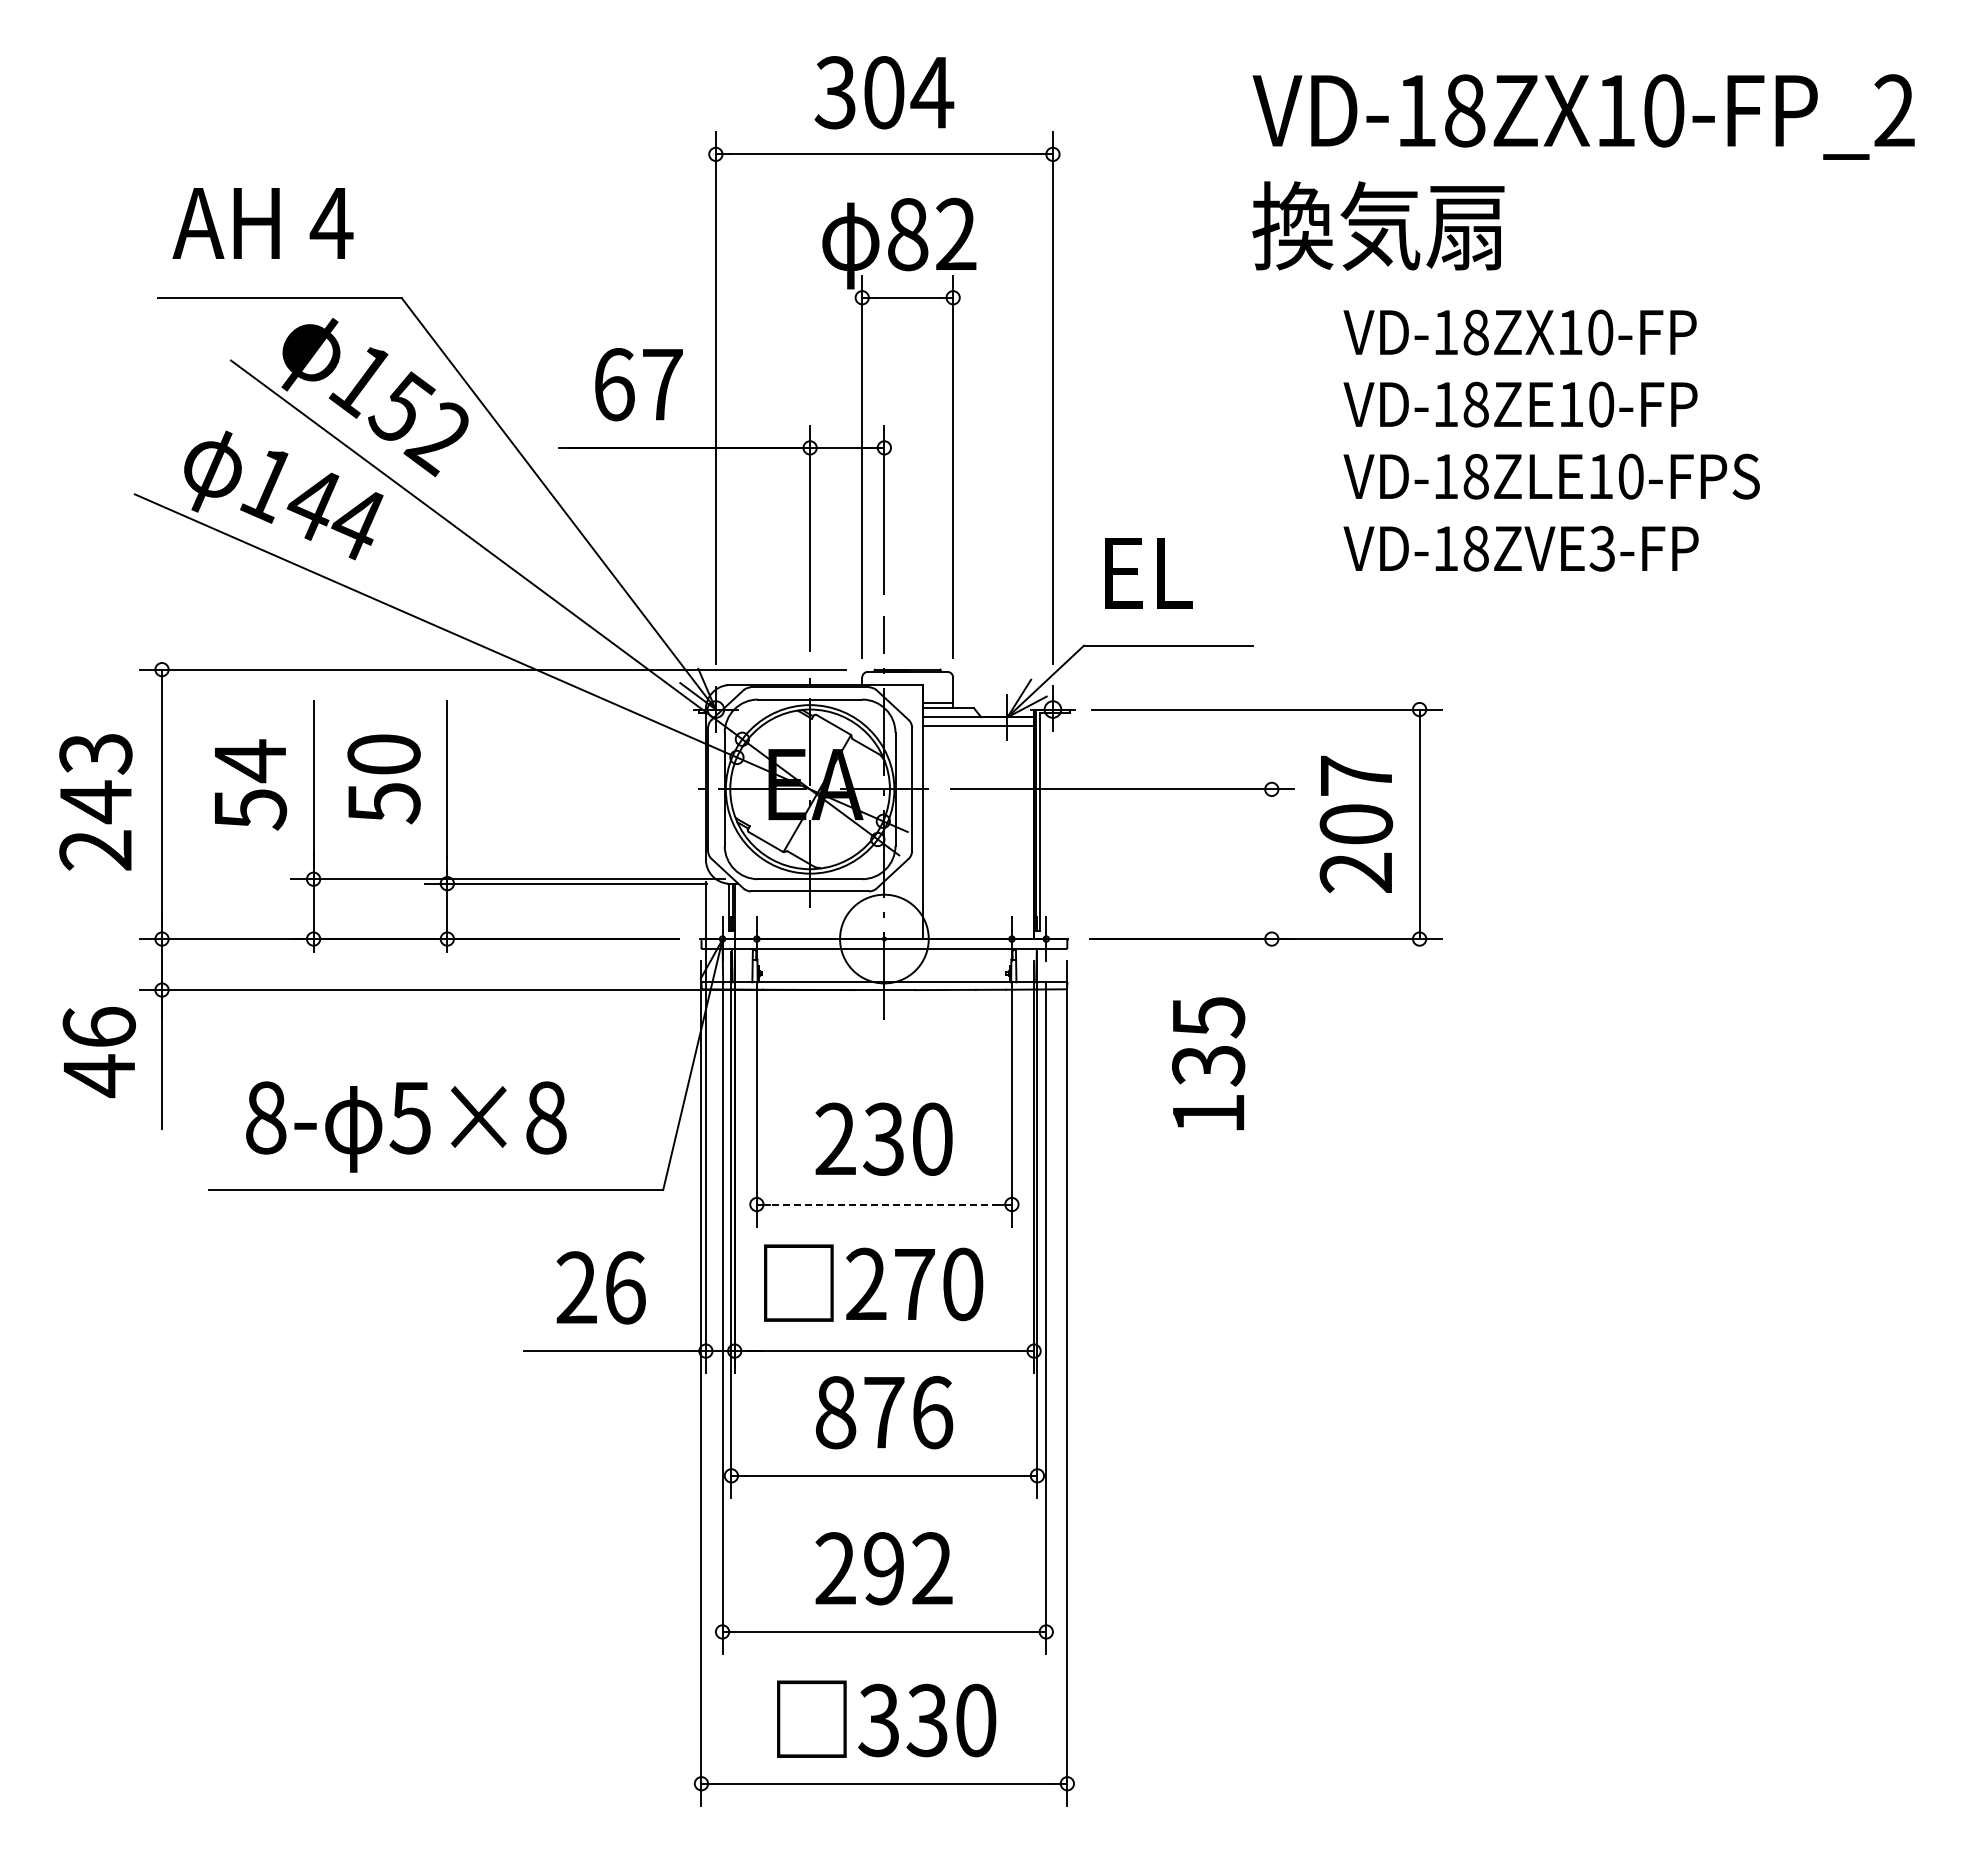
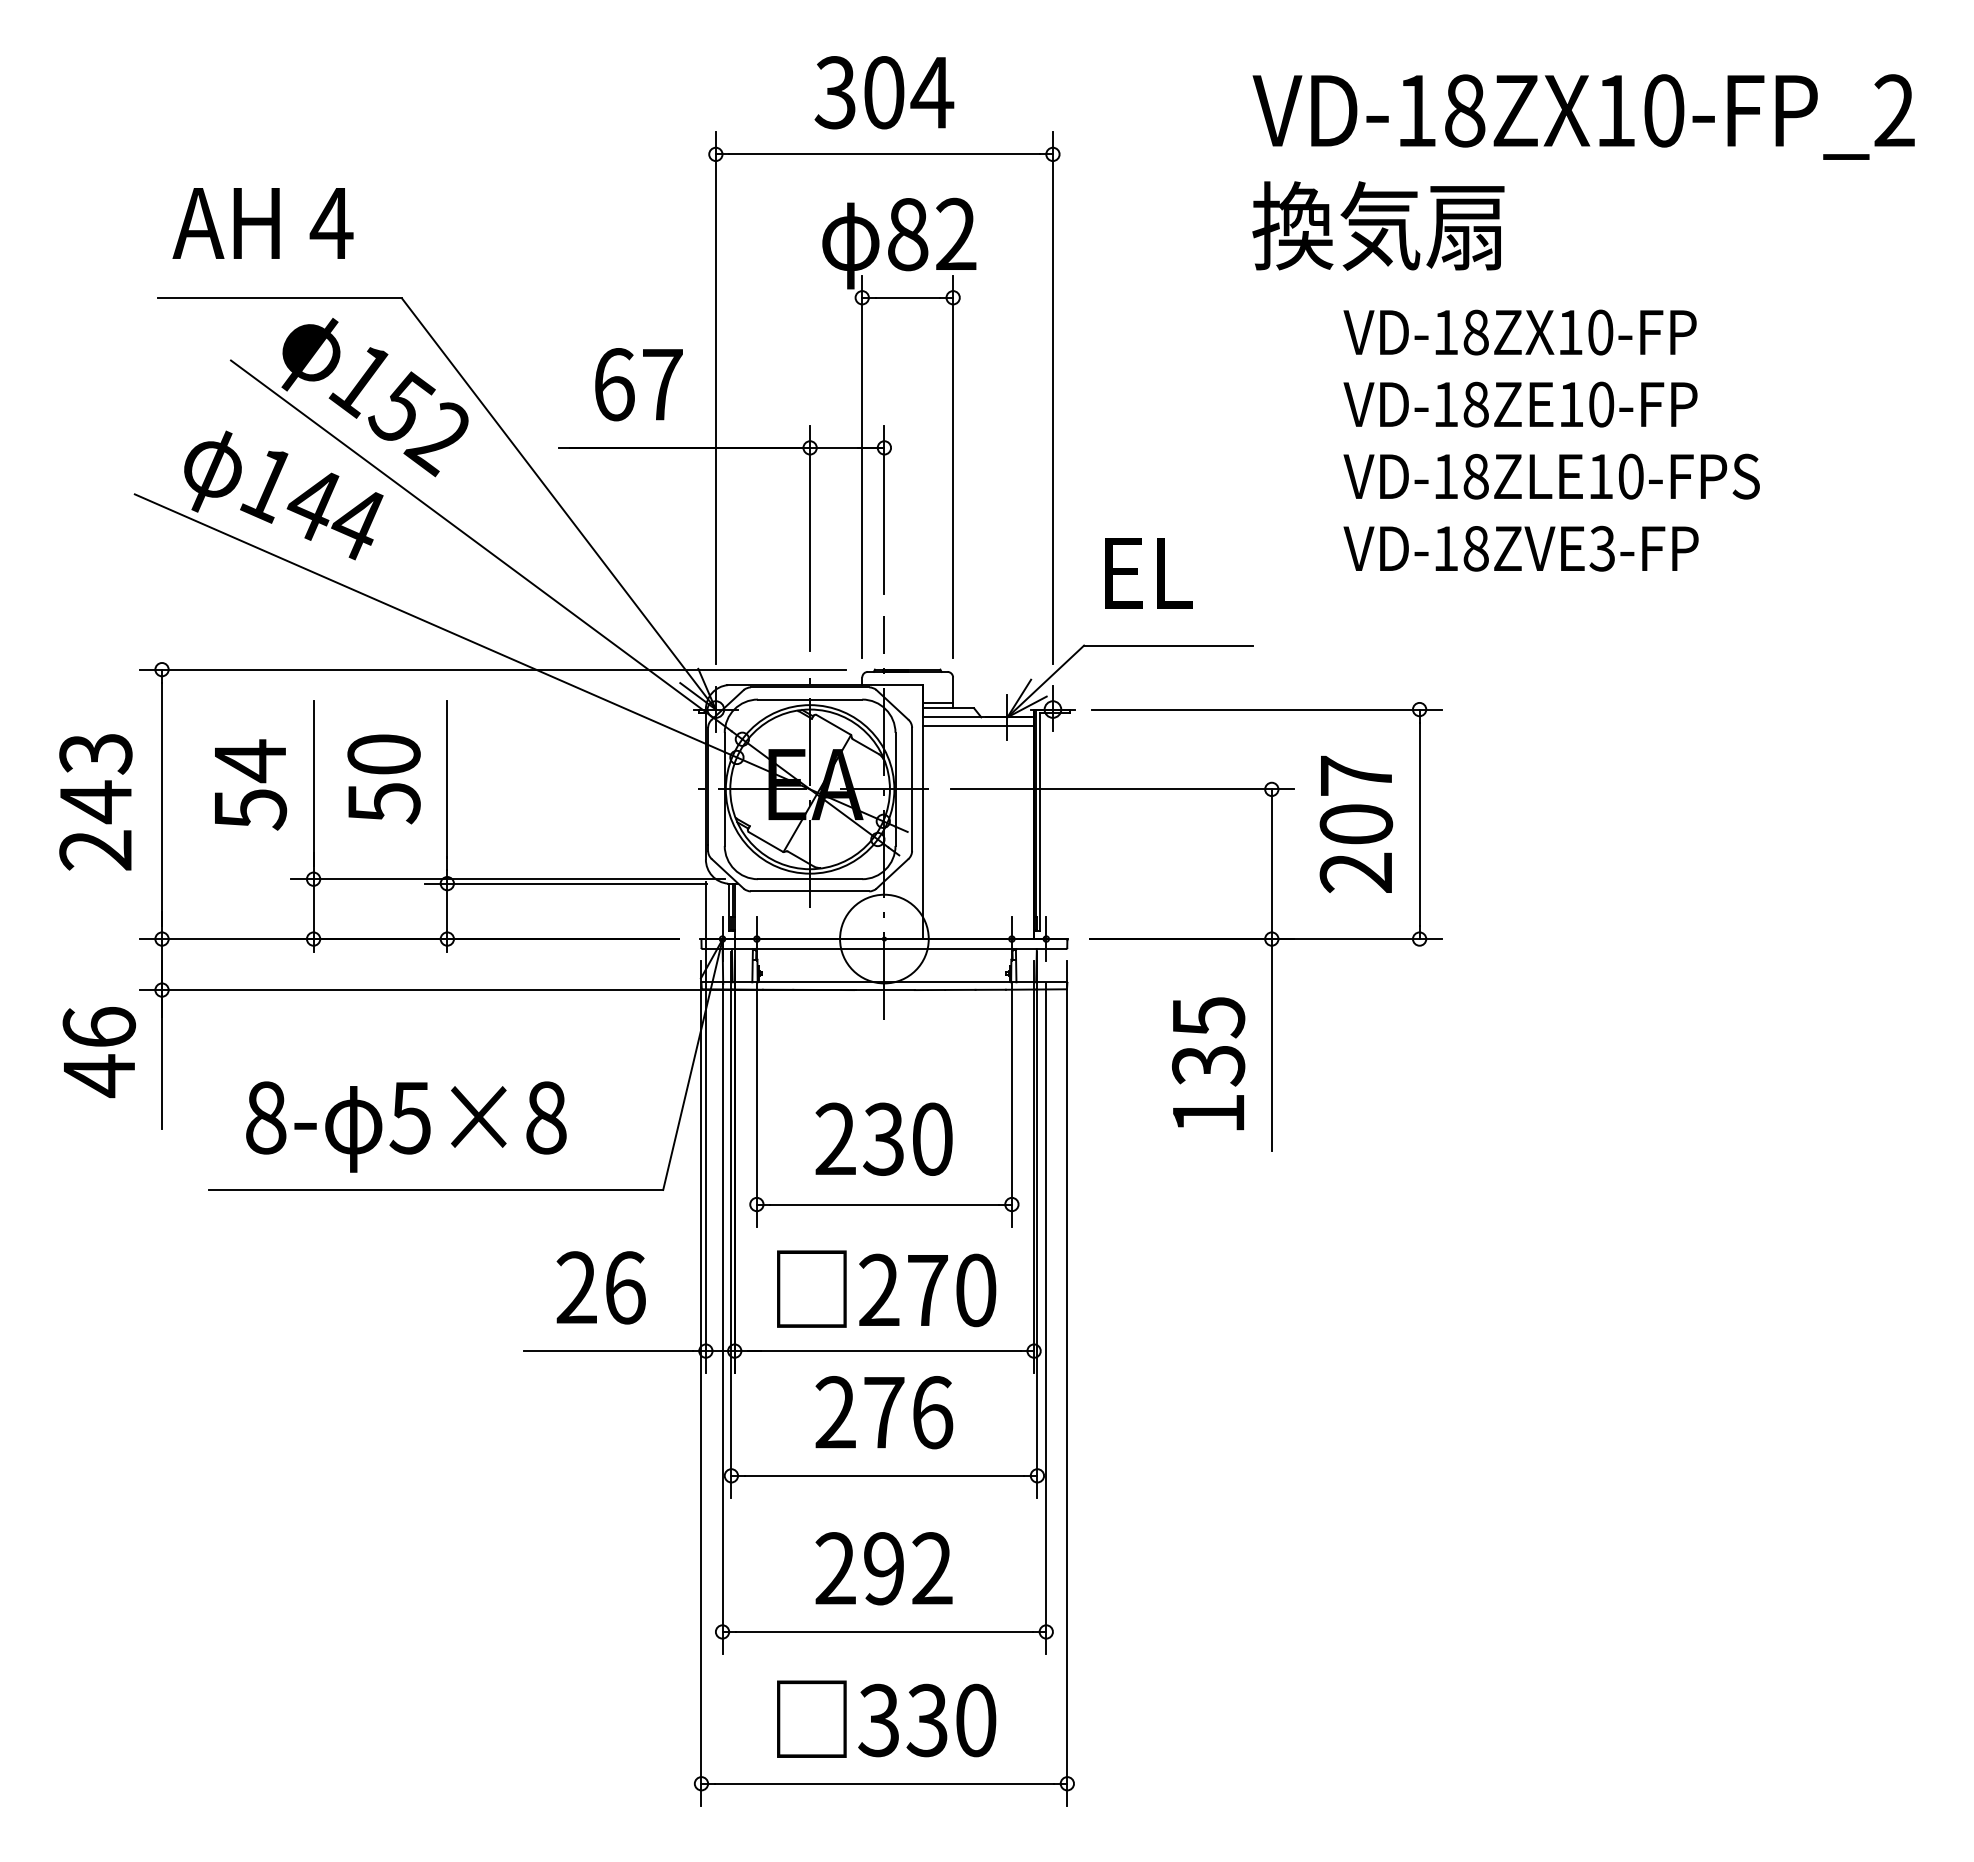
line: none -> present (1271, 969)
line: dashed -> solid (883, 1204)
text position: (873, 1282) -> (886, 1288) (886, 1288)
text: 876 -> 276 (835, 1412)
